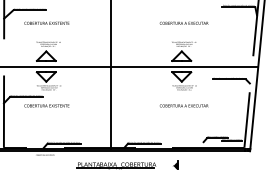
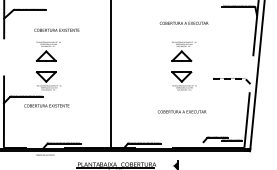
text position: (46, 22) -> (56, 29) (56, 29)
line: present -> none (130, 66)
line: solid -> dashed (229, 79)
text position: (183, 105) -> (181, 111) (181, 111)
